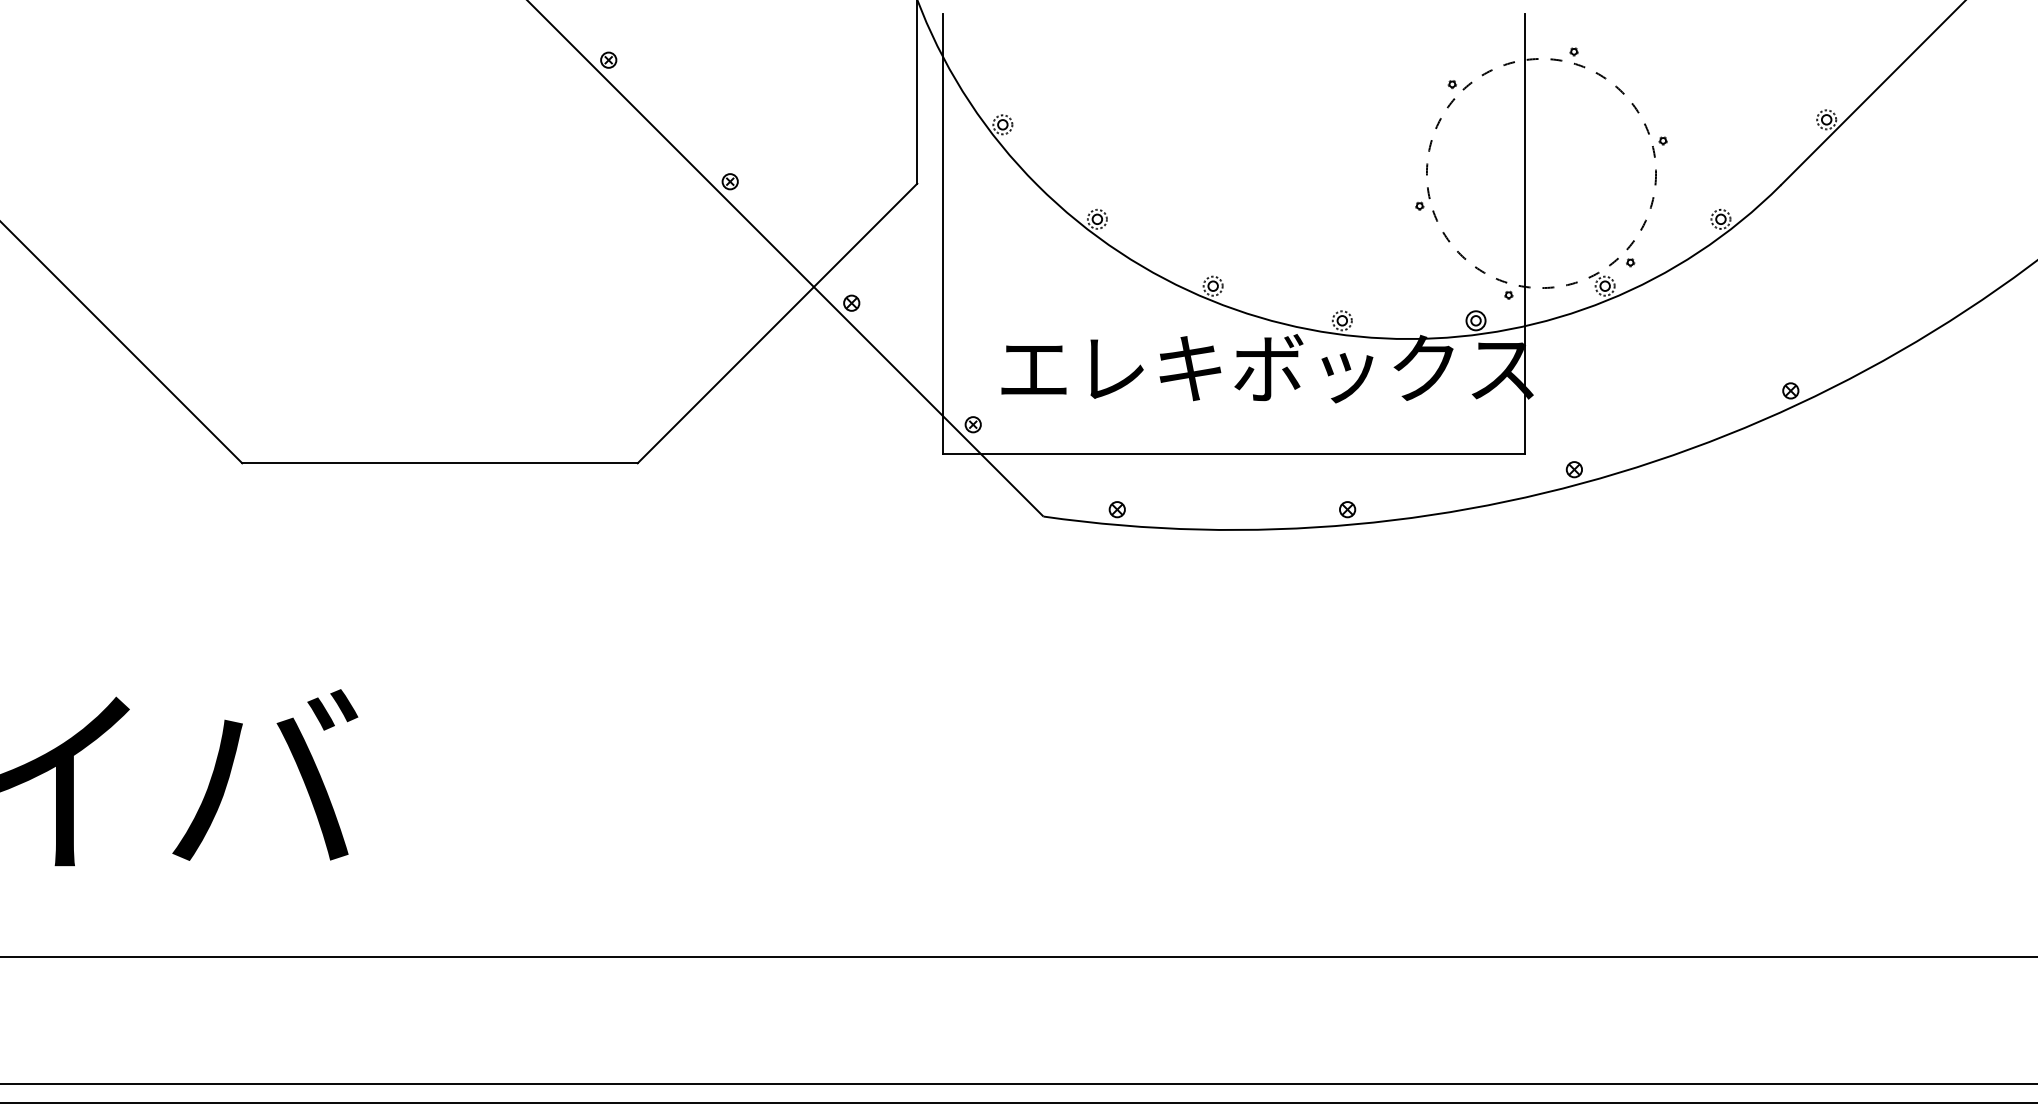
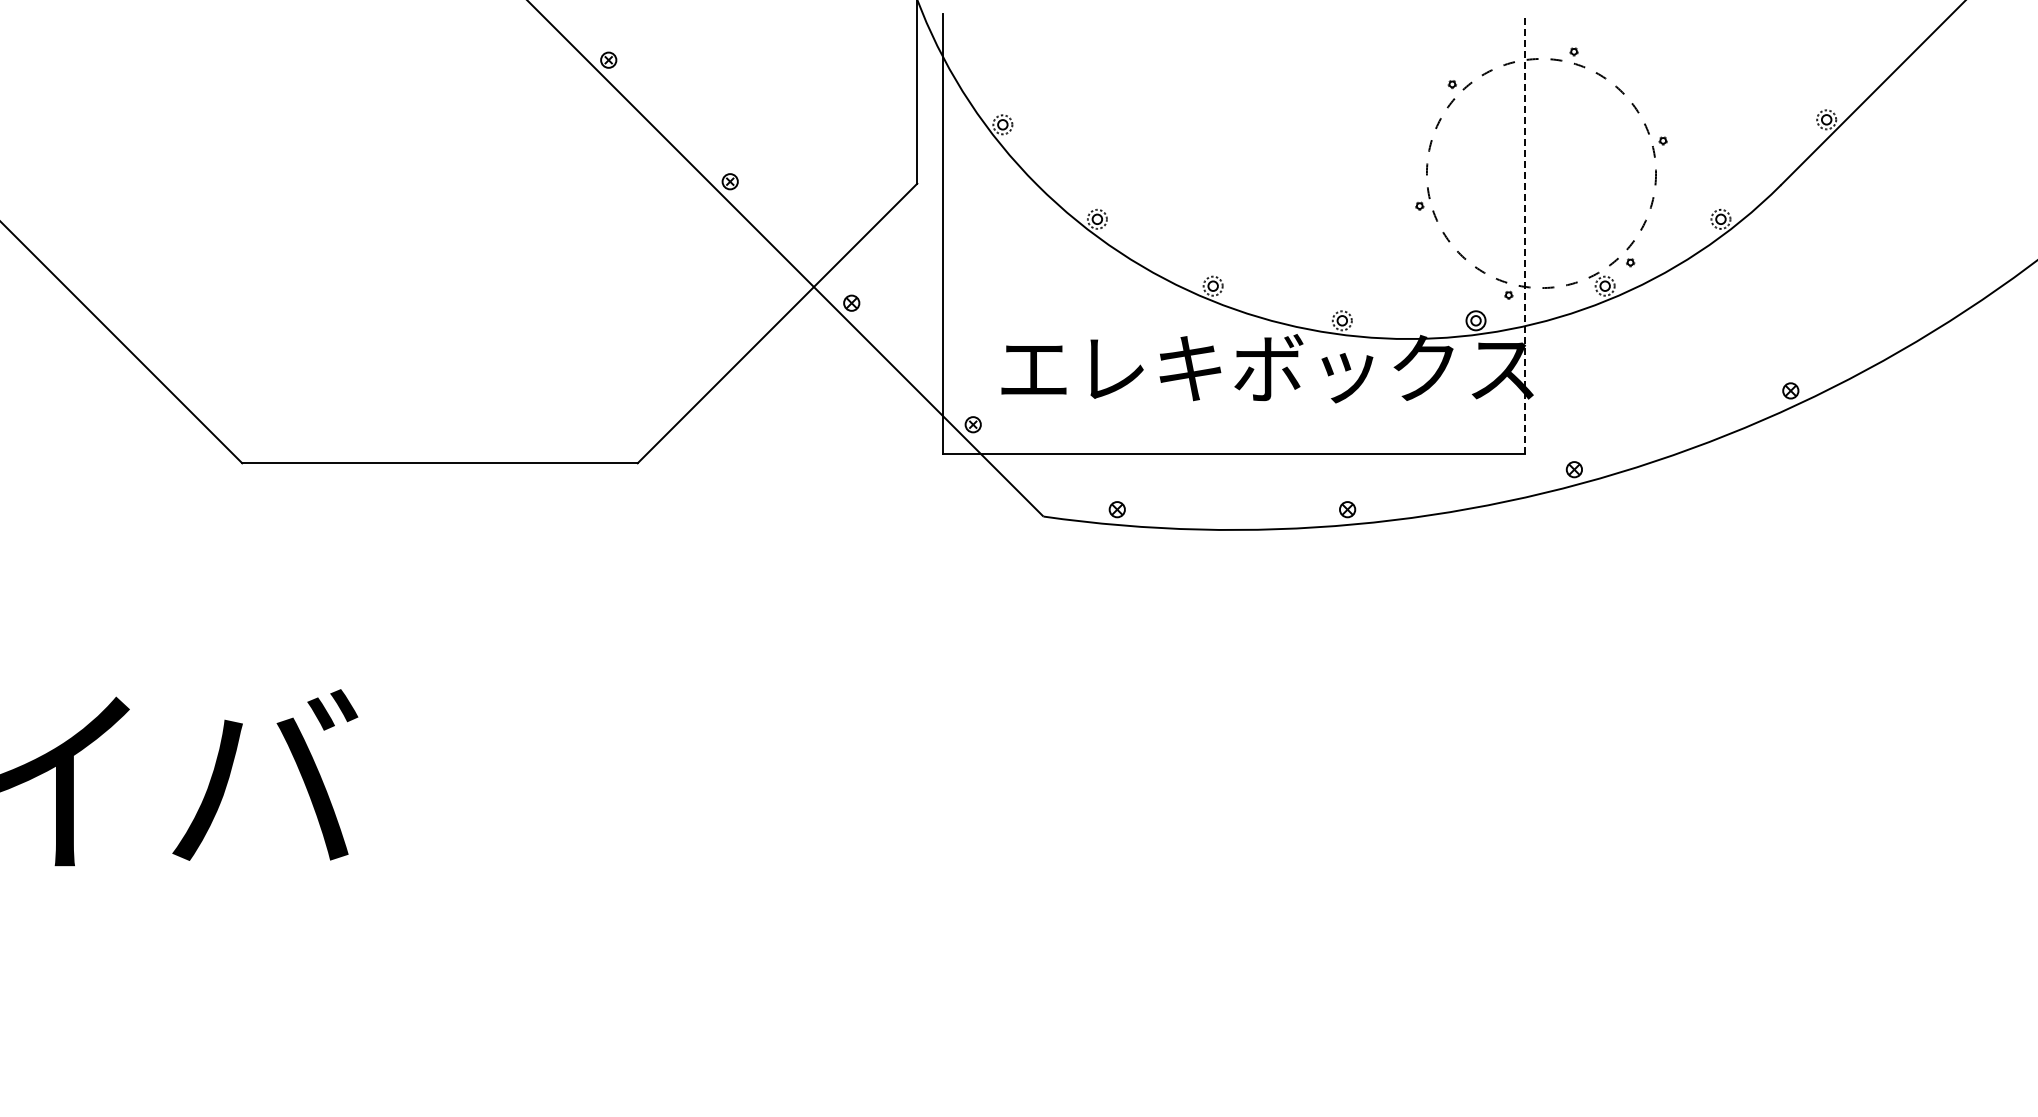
line: solid -> dashed (1524, 234)
line: present -> none (1018, 957)
line: present -> none (1018, 1083)
line: present -> none (1018, 1102)
